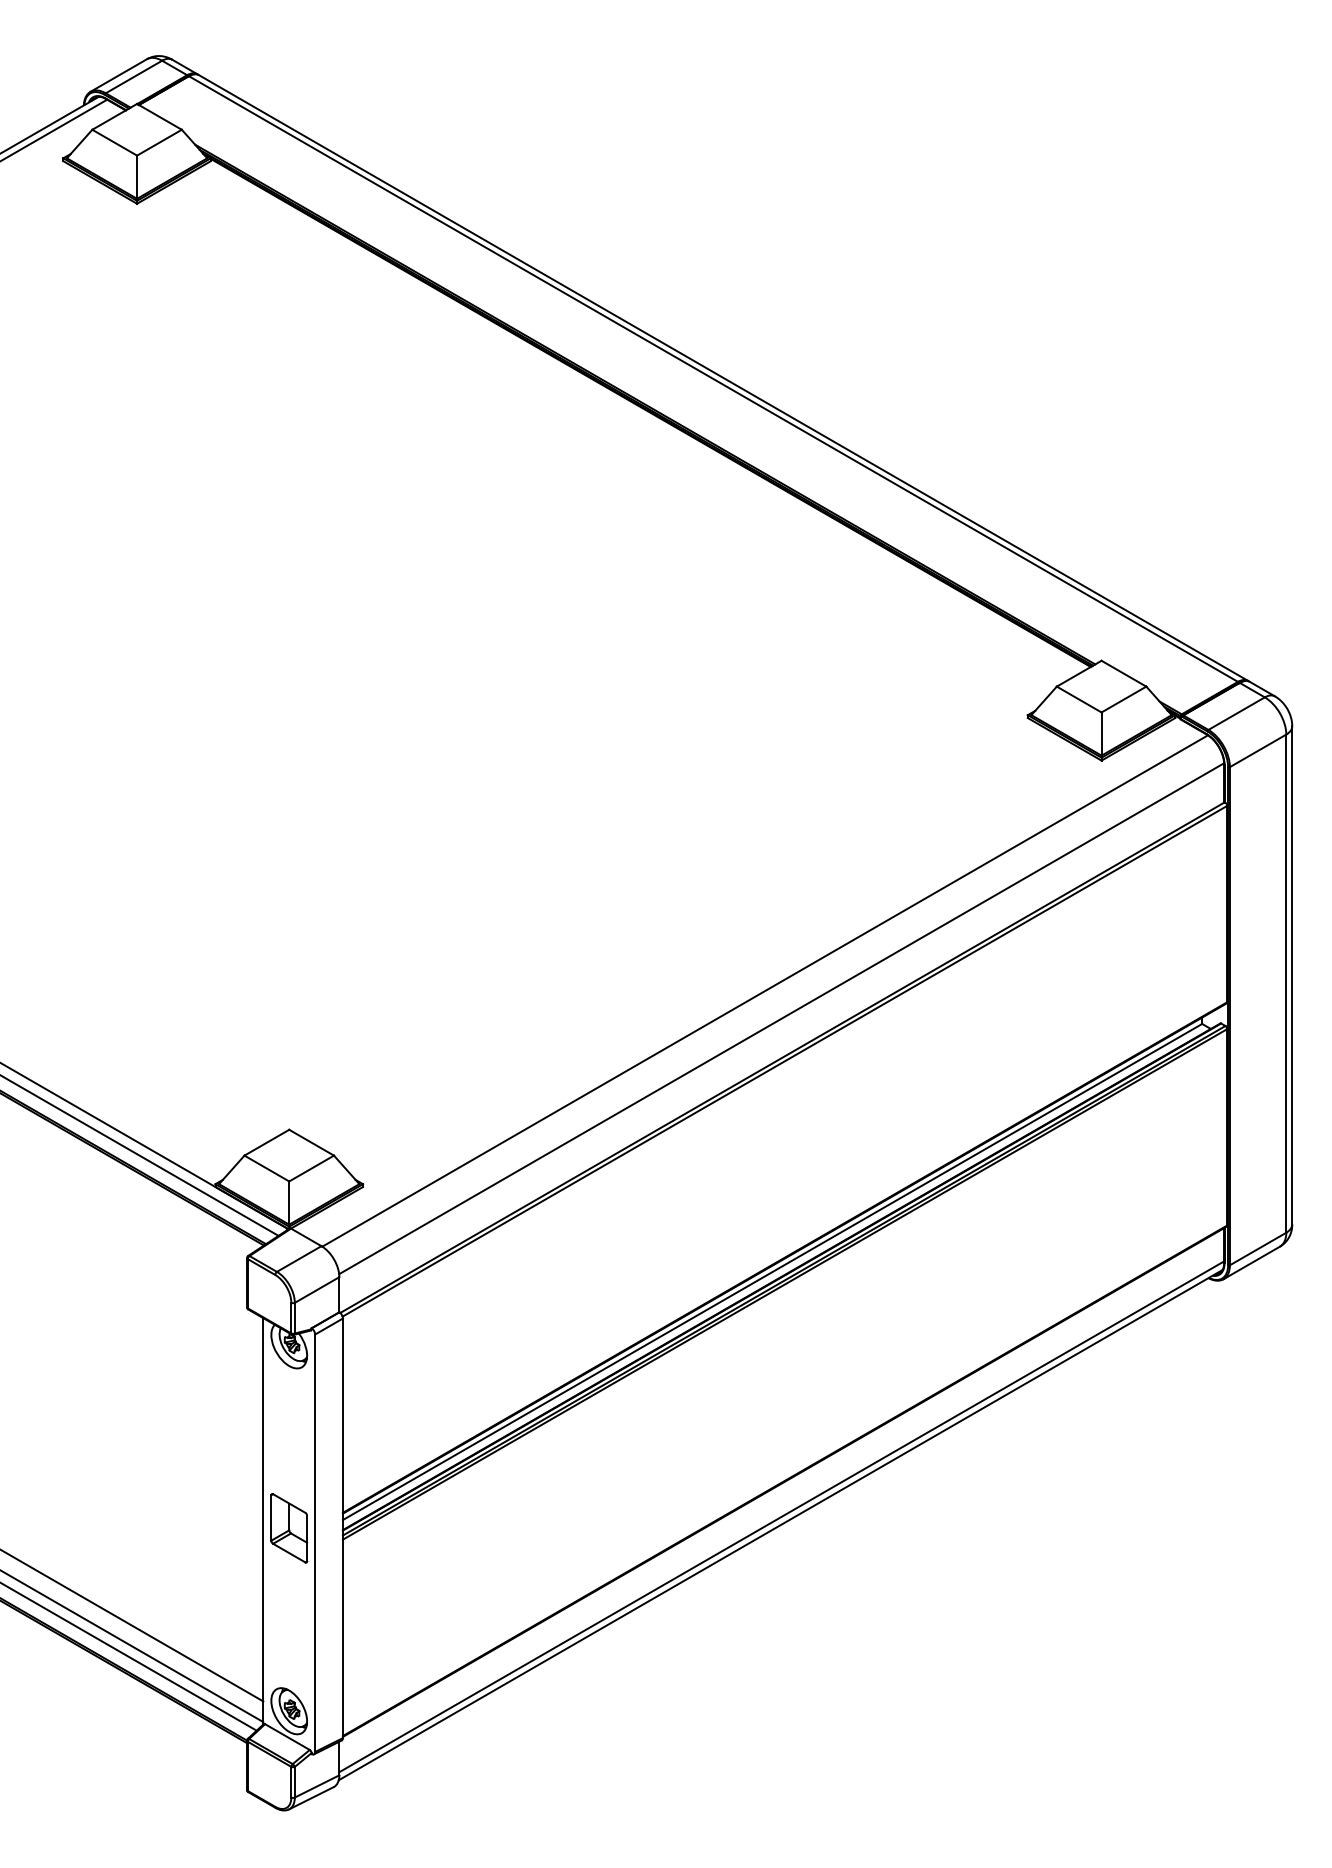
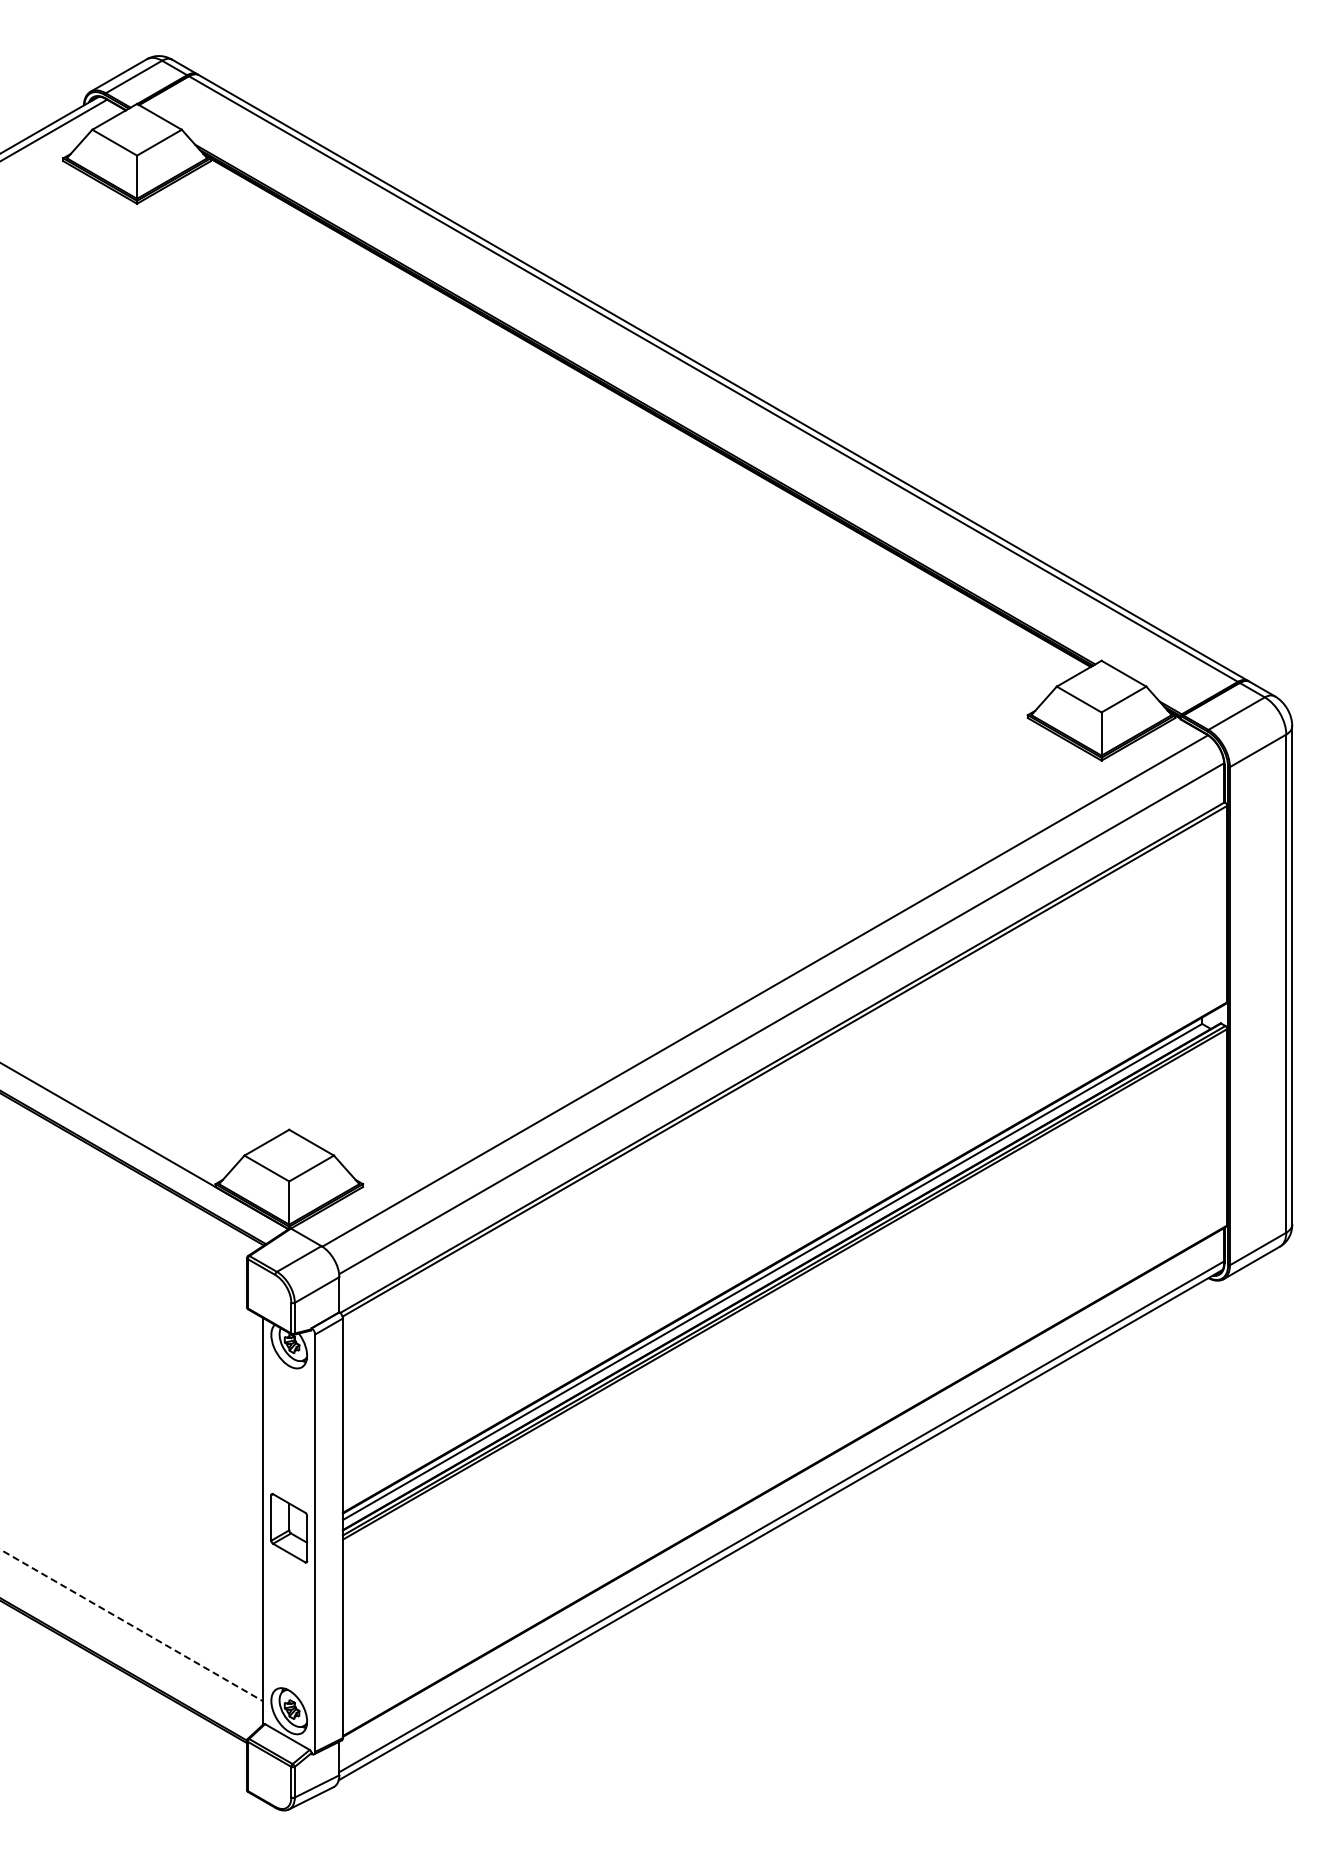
line: present -> none (140, 1155)
line: solid -> dashed (131, 1625)
line: present -> none (132, 1646)
line: present -> none (129, 1657)
